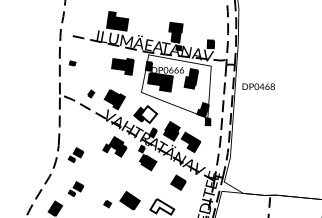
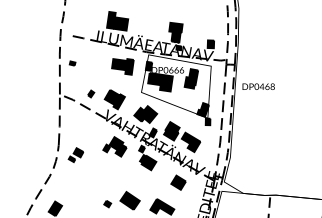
fill: none -> present (148, 114)
part: present -> none (75, 188)
fill: none -> present (162, 206)
